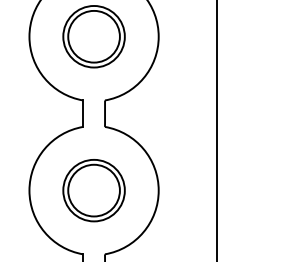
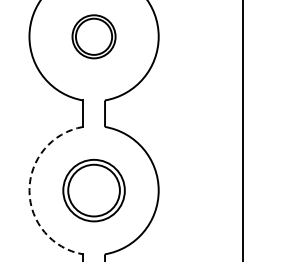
part size: 64x64 px -> 46x46 px (93, 36)
line position: (217, 130) -> (243, 130) (243, 130)
arc: solid -> dashed (29, 190)
